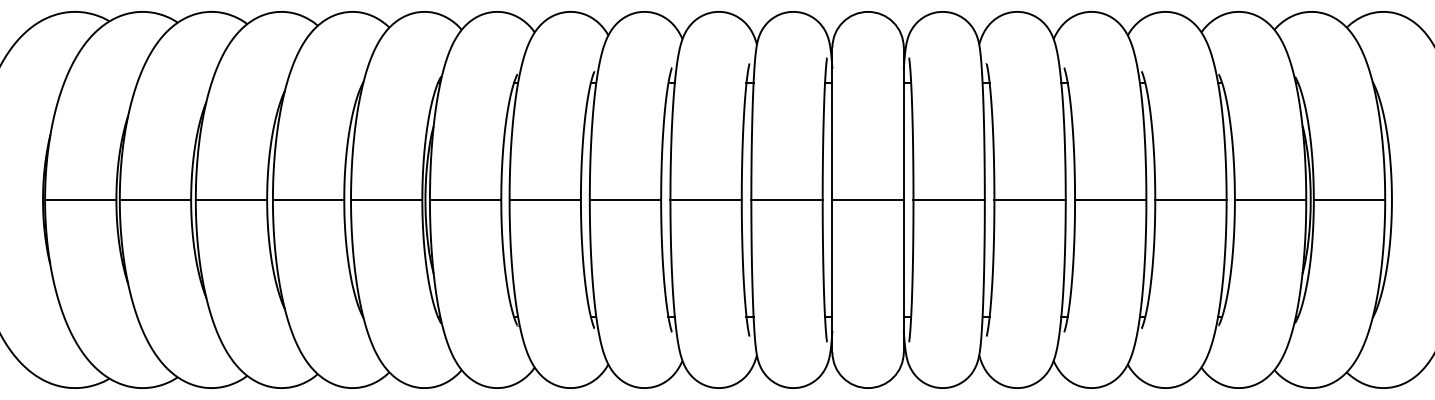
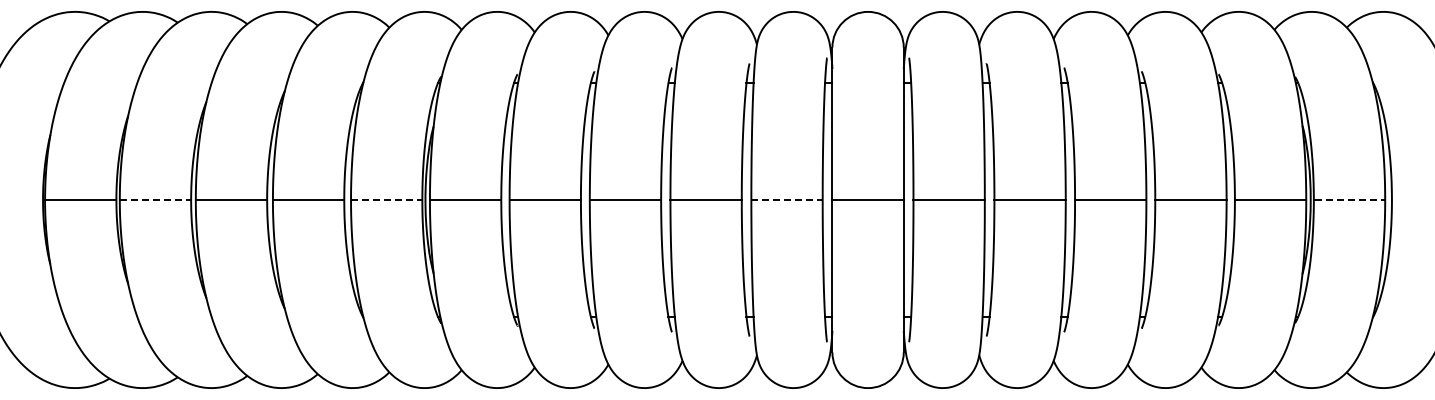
line: solid -> dashed (155, 200)
line: solid -> dashed (386, 200)
line: solid -> dashed (787, 200)
line: solid -> dashed (1350, 200)
